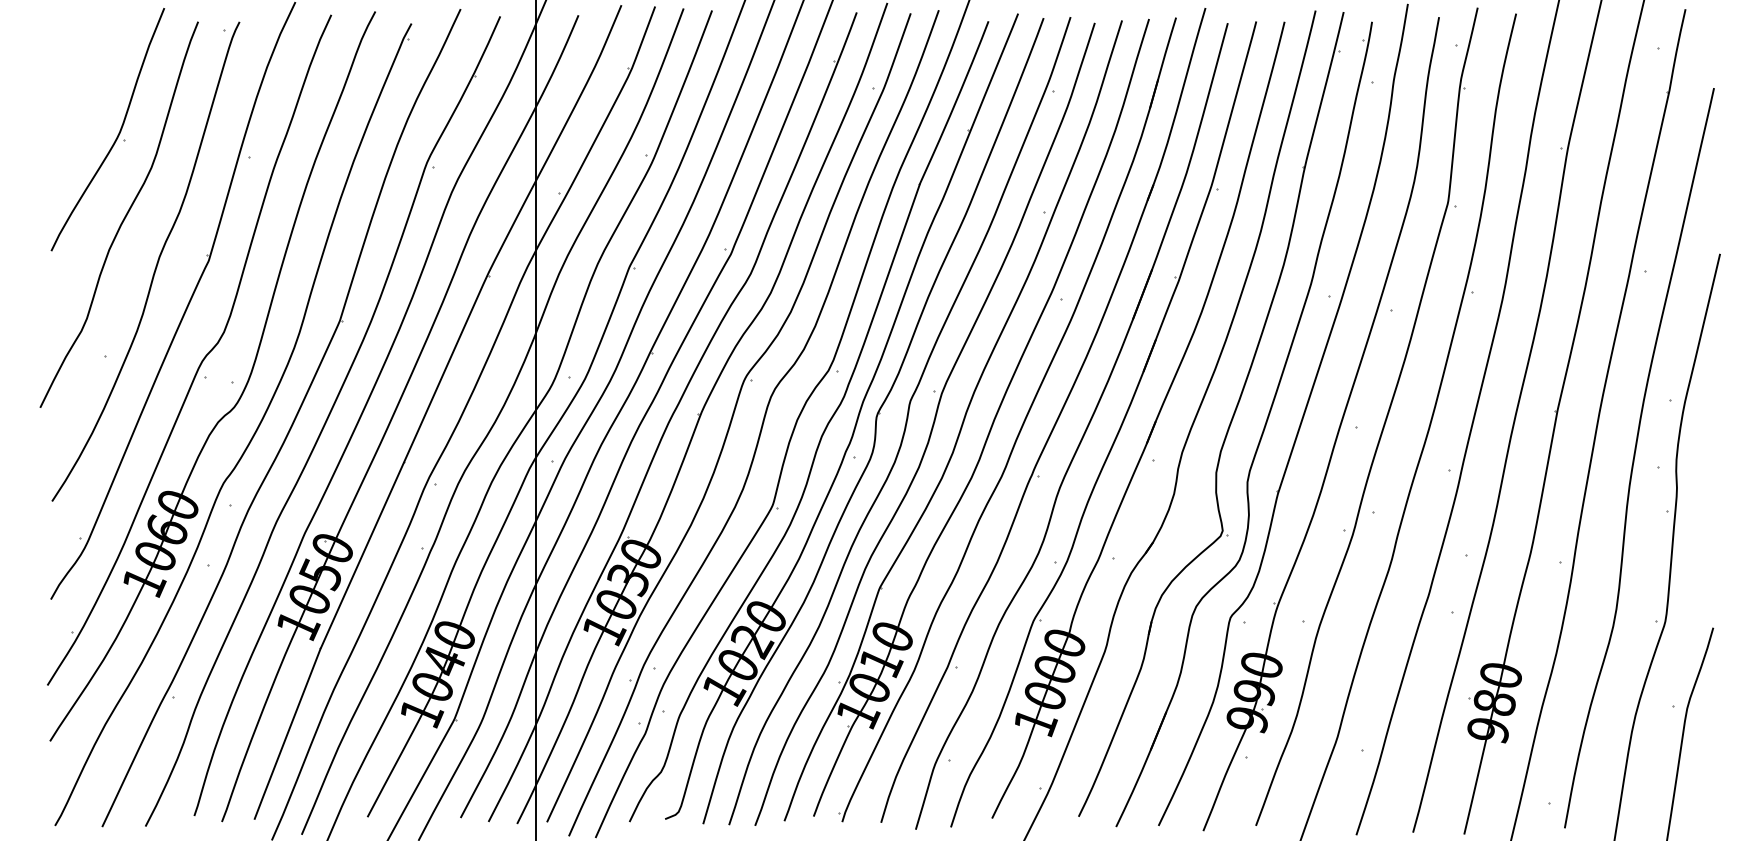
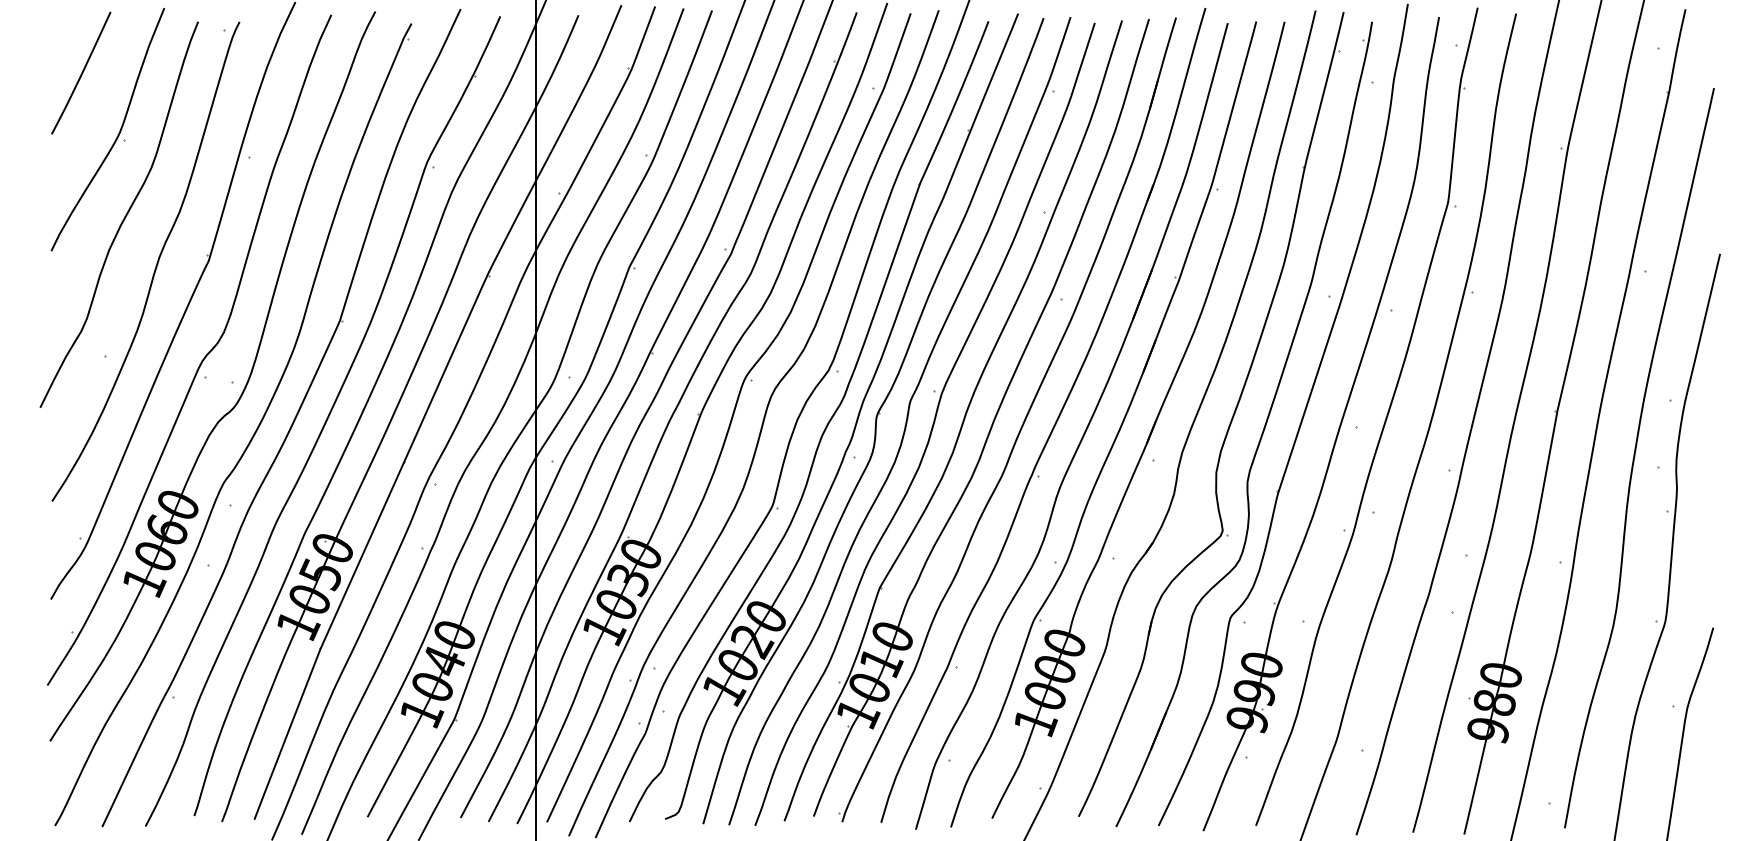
line: none -> present (81, 72)
